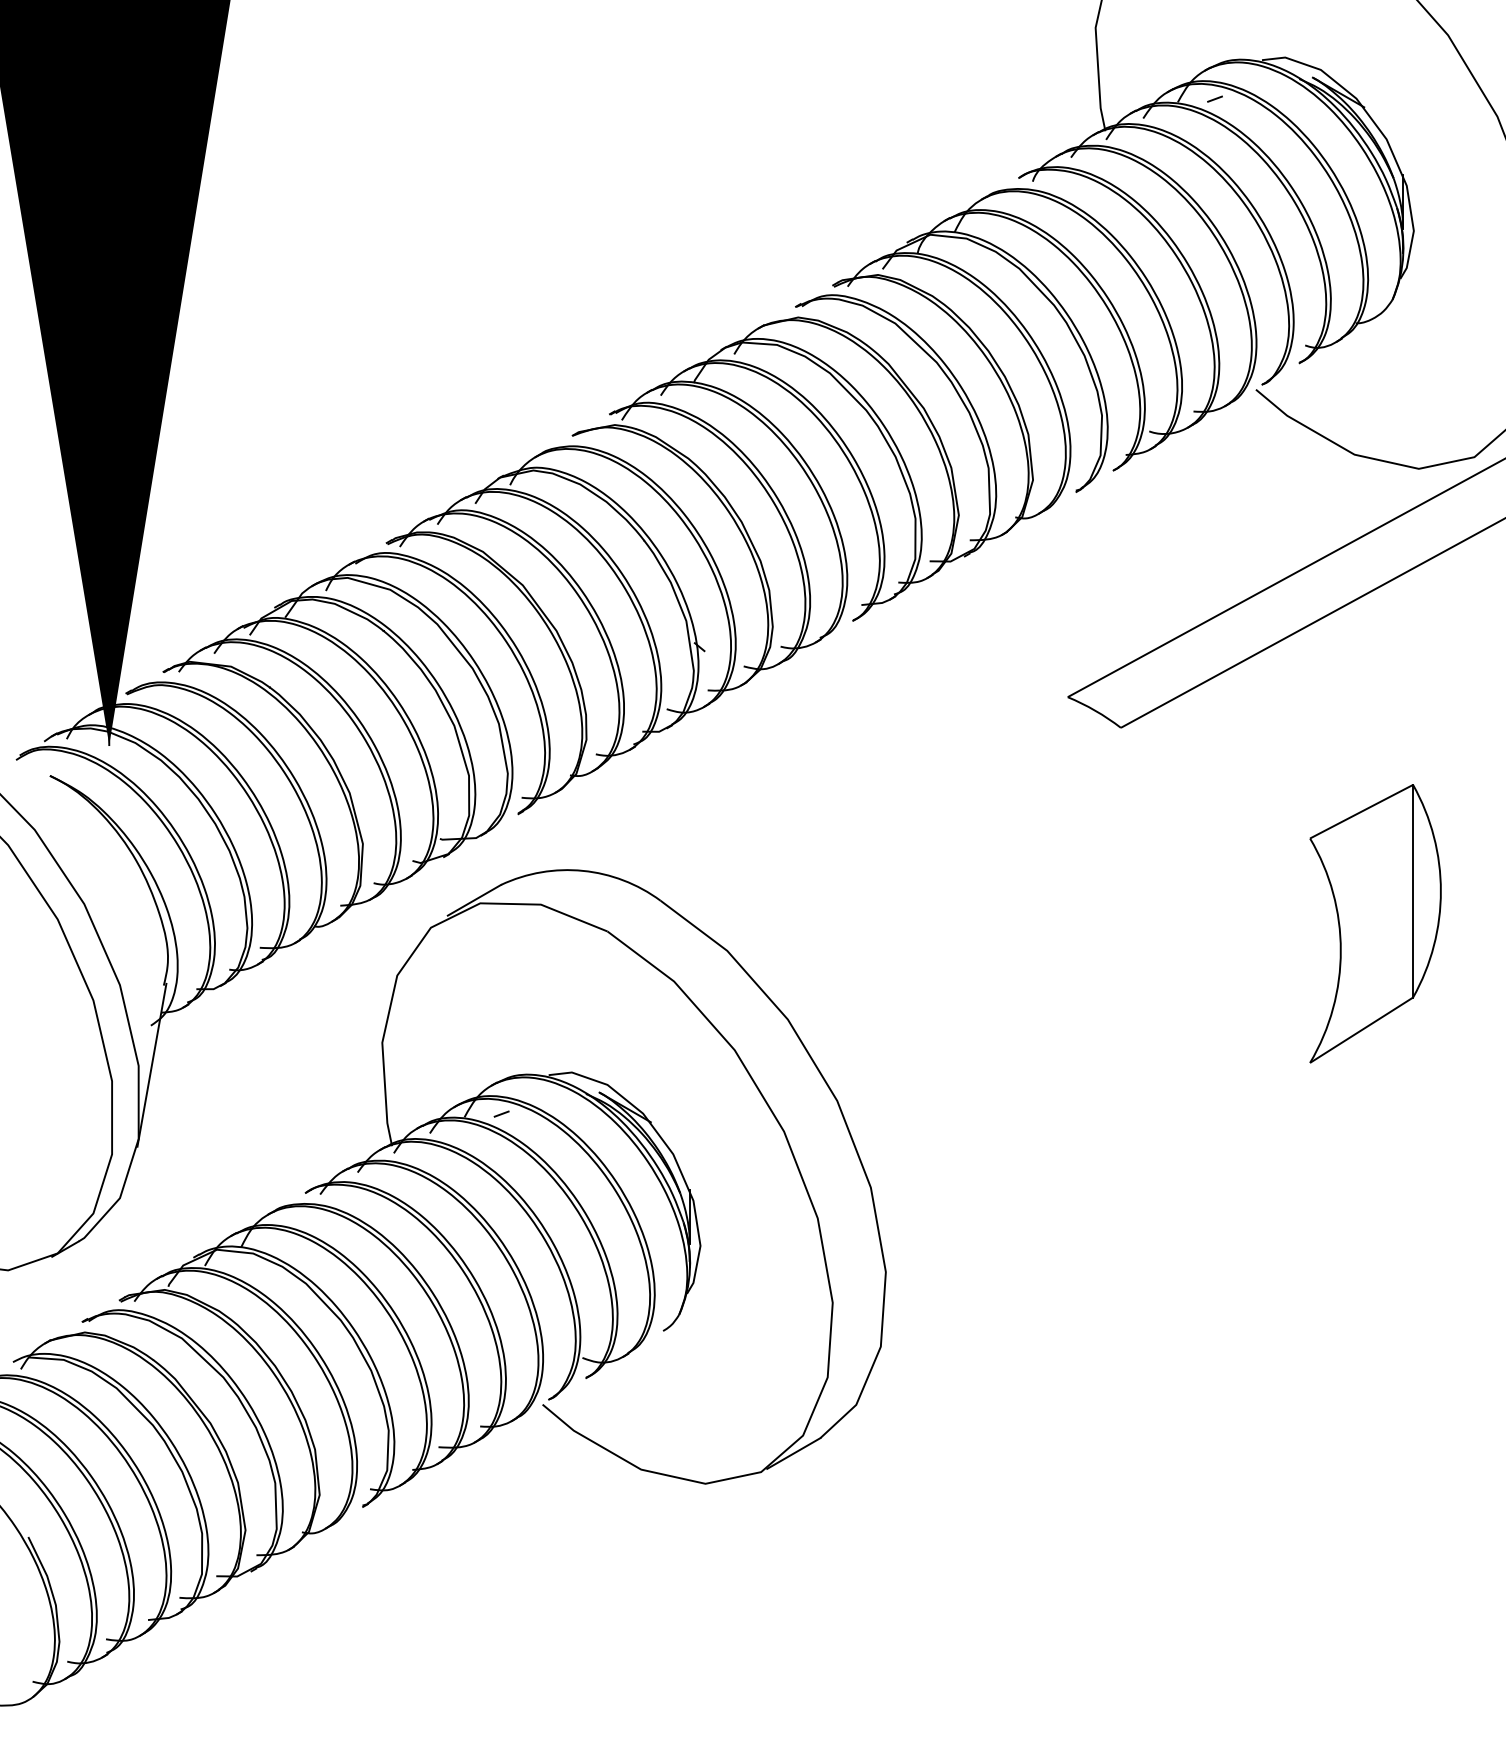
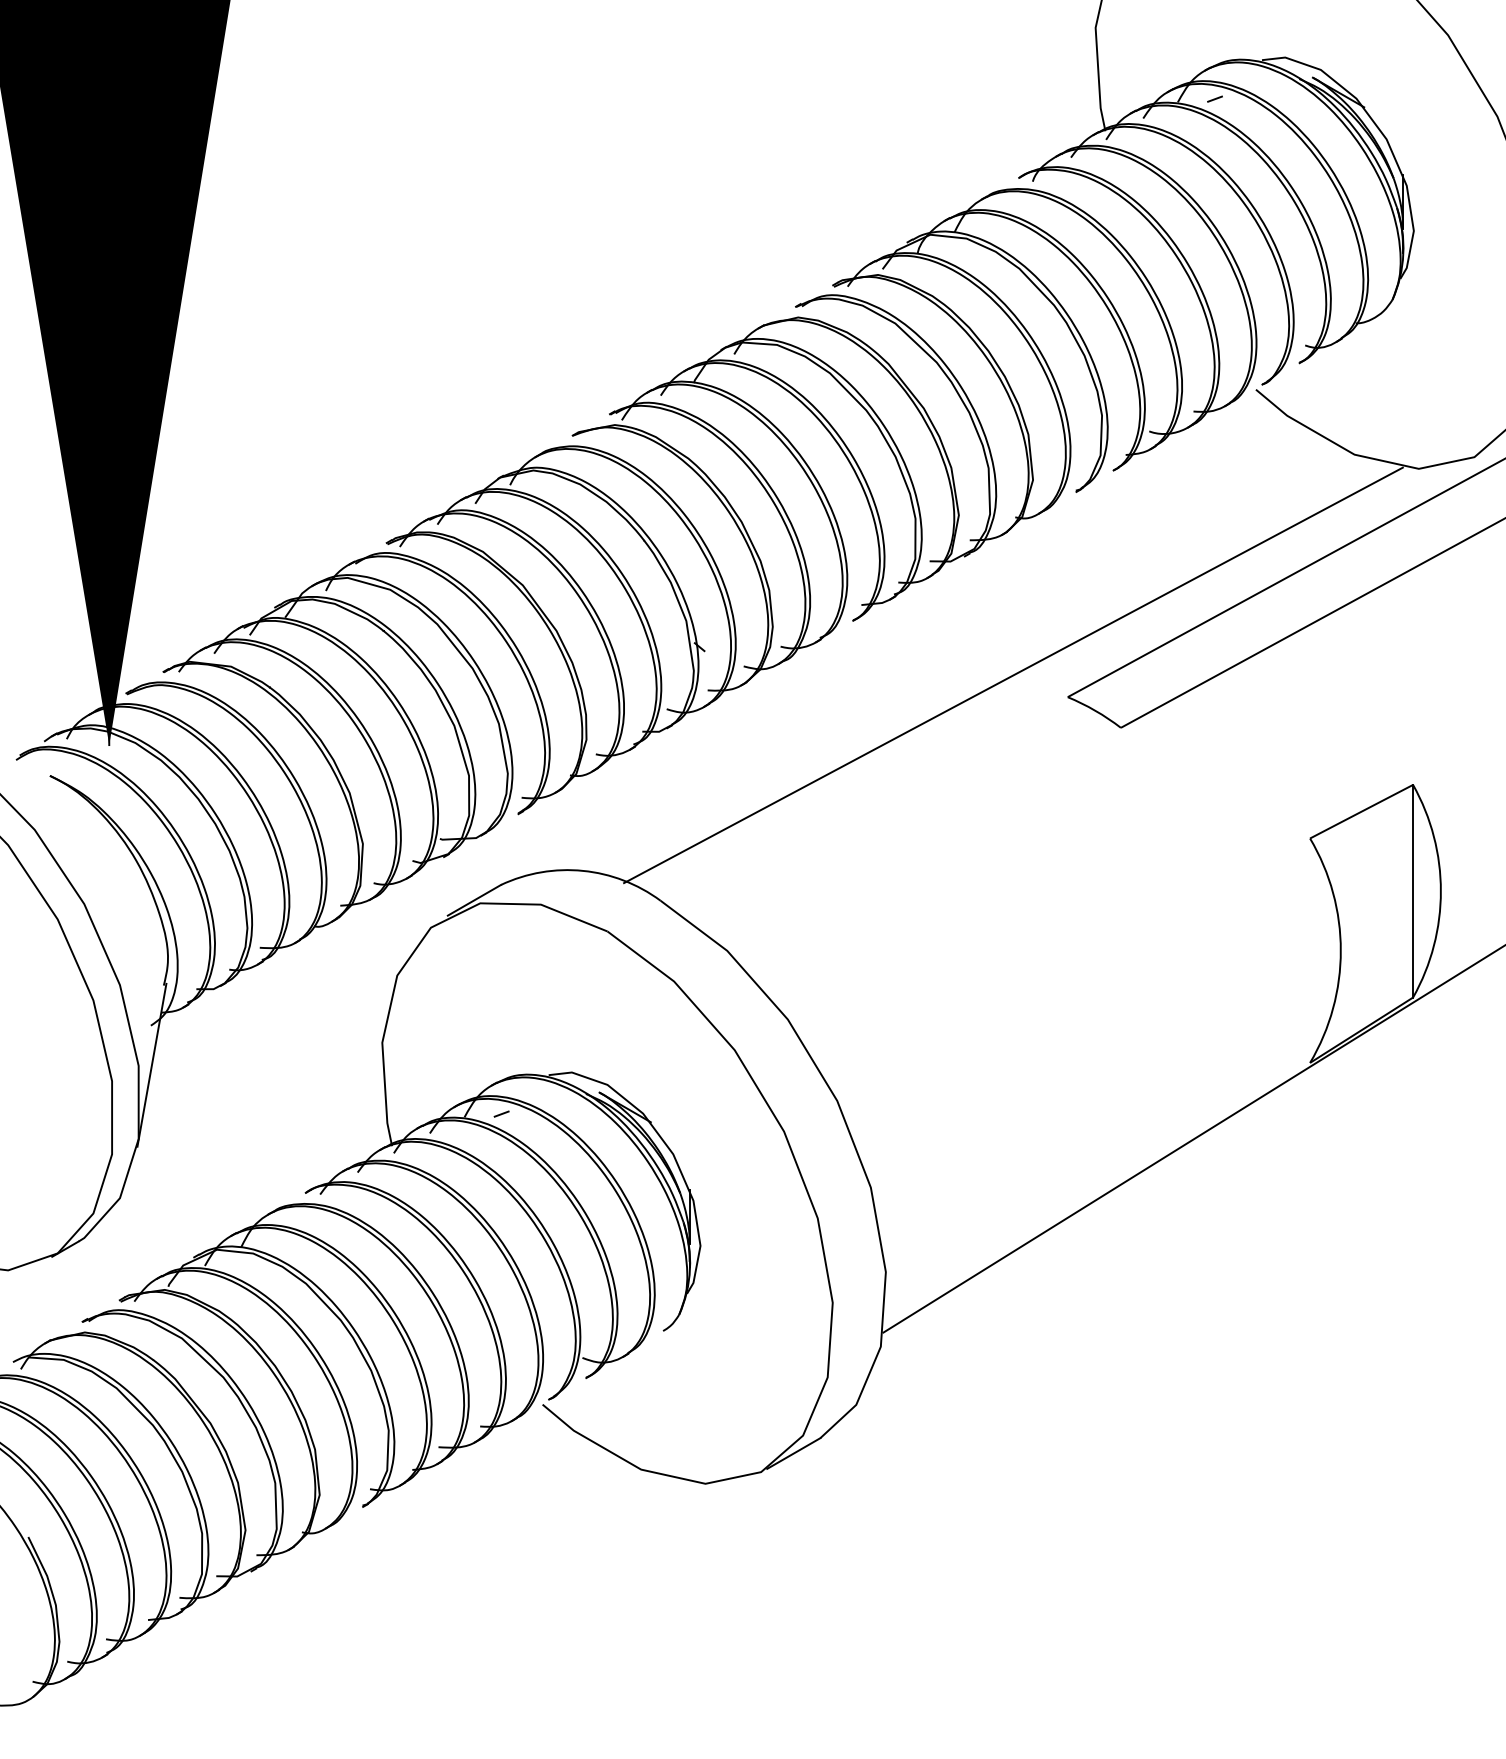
line: none -> present (1013, 675)
line: none -> present (1192, 1139)
